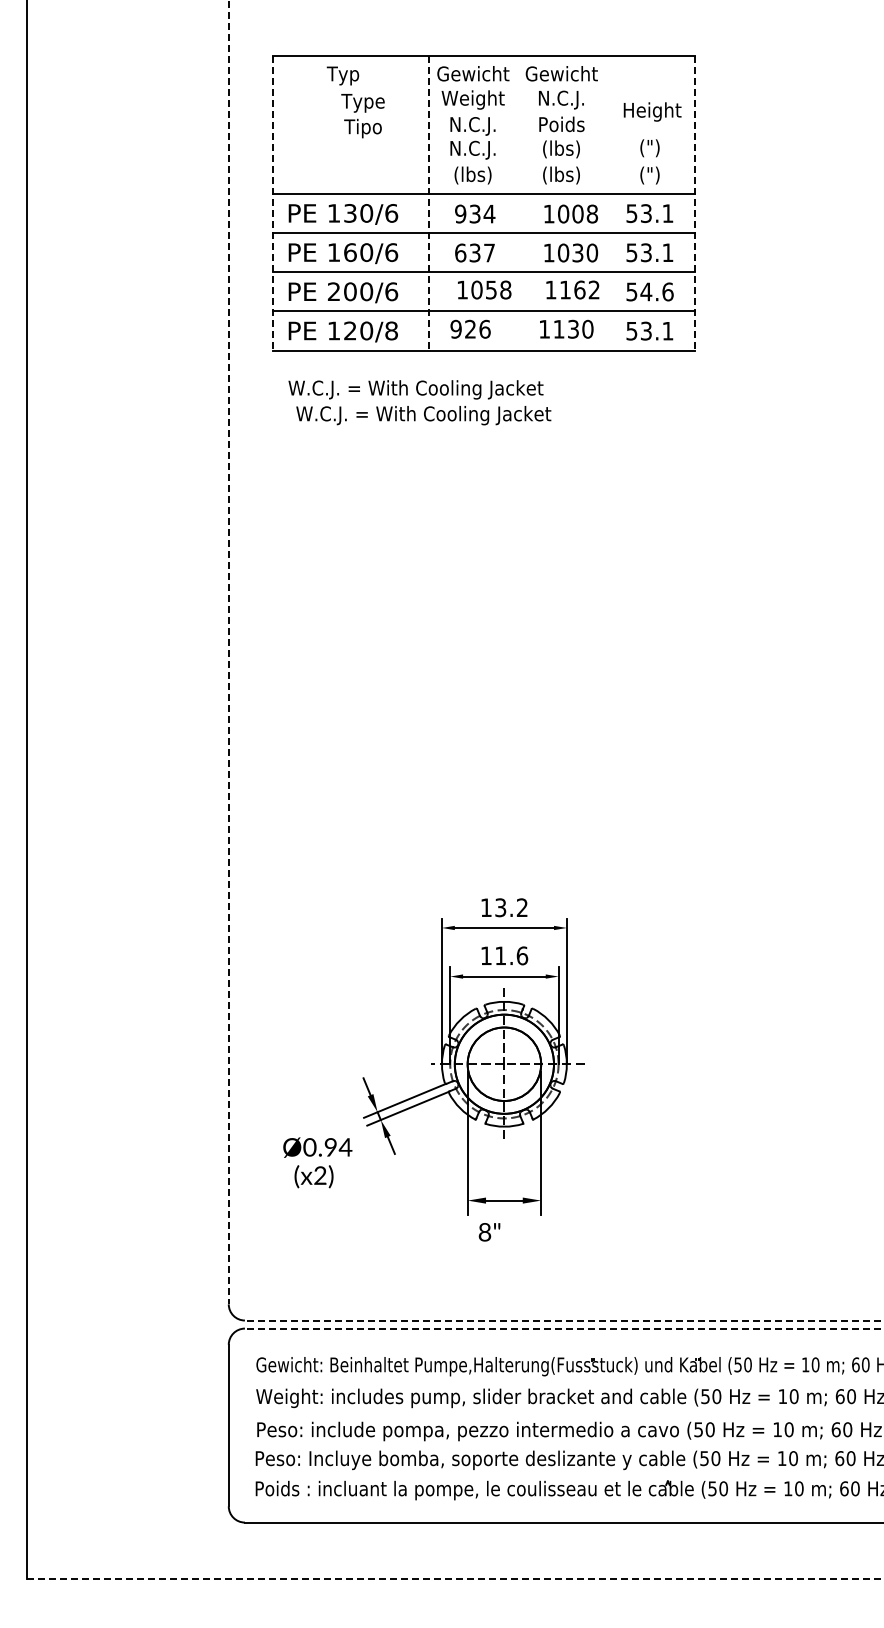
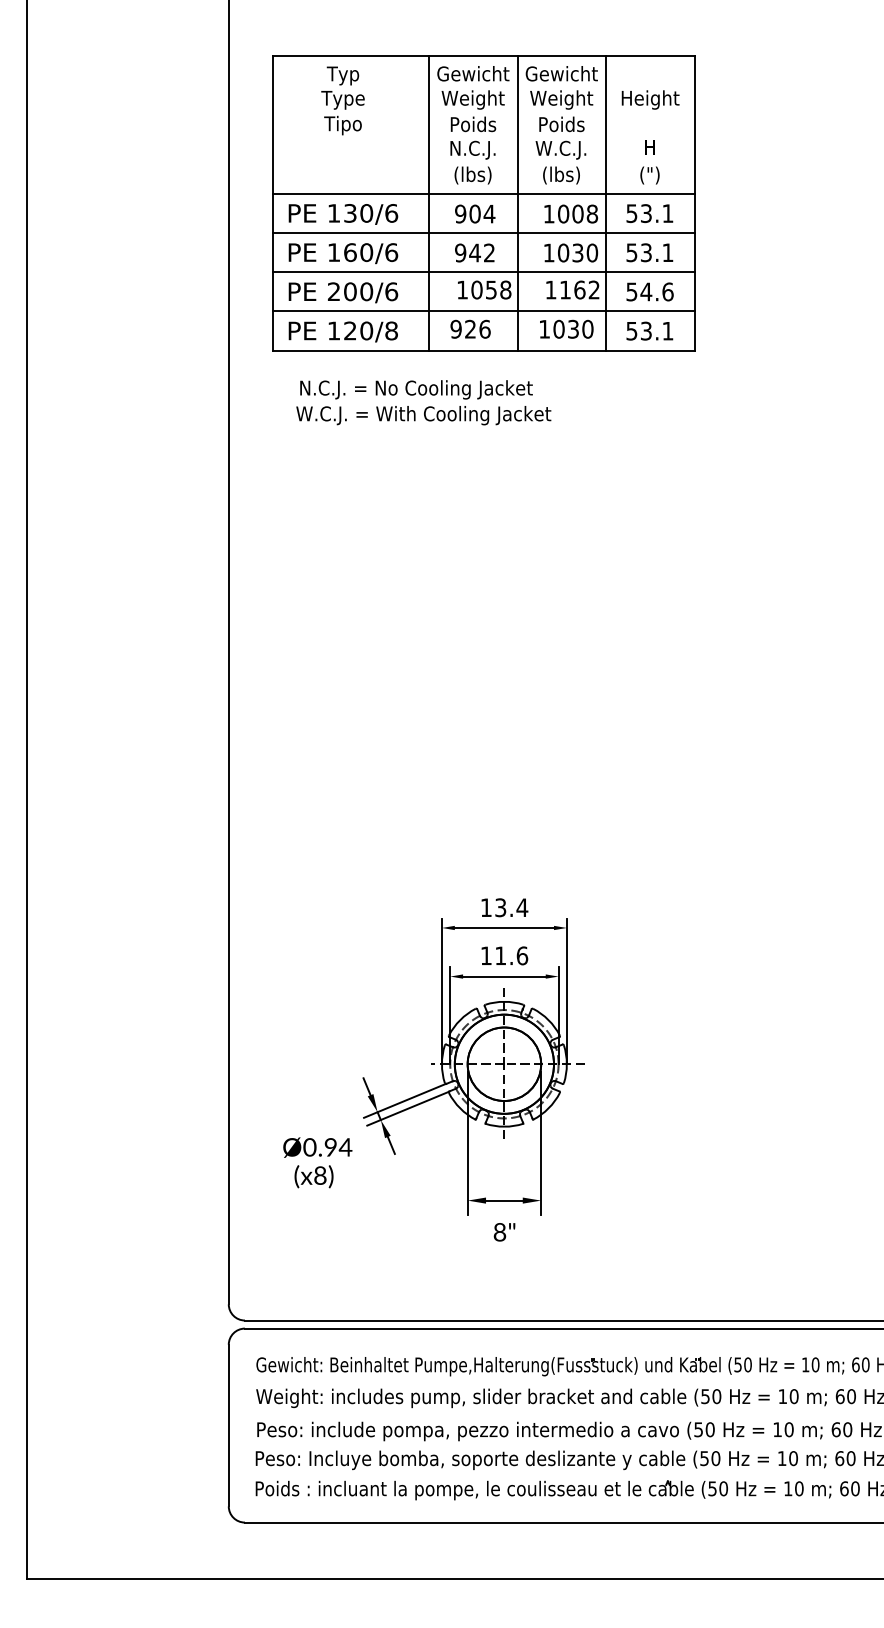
text: N.C.J. -> Weight (561, 99)
text position: (652, 111) -> (650, 99) (650, 99)
text position: (362, 116) -> (342, 113) (342, 113)
text: N.C.J. -> Poids (473, 125)
text: (") -> H (649, 148)
text: (lbs) -> W.C.J. (560, 149)
line: none -> present (517, 203)
line: none -> present (606, 203)
line: dashed -> solid (273, 204)
line: dashed -> solid (429, 204)
line: dashed -> solid (694, 204)
text: 934 -> 904 (474, 213)
text: 637 -> 942 (474, 252)
text: 1130 -> 1030 (558, 328)
text: W.C.J. = With Cooling Jacket -> N.C.J. = No Cooling Jacket (415, 389)
line: dashed -> solid (228, 652)
text: 13.2 -> 13.4 (522, 907)
text: (x2) -> (x8) (320, 1176)
text position: (489, 1232) -> (504, 1232) (504, 1232)
line: dashed -> solid (563, 1320)
line: dashed -> solid (563, 1328)
line: dashed -> solid (455, 1579)
